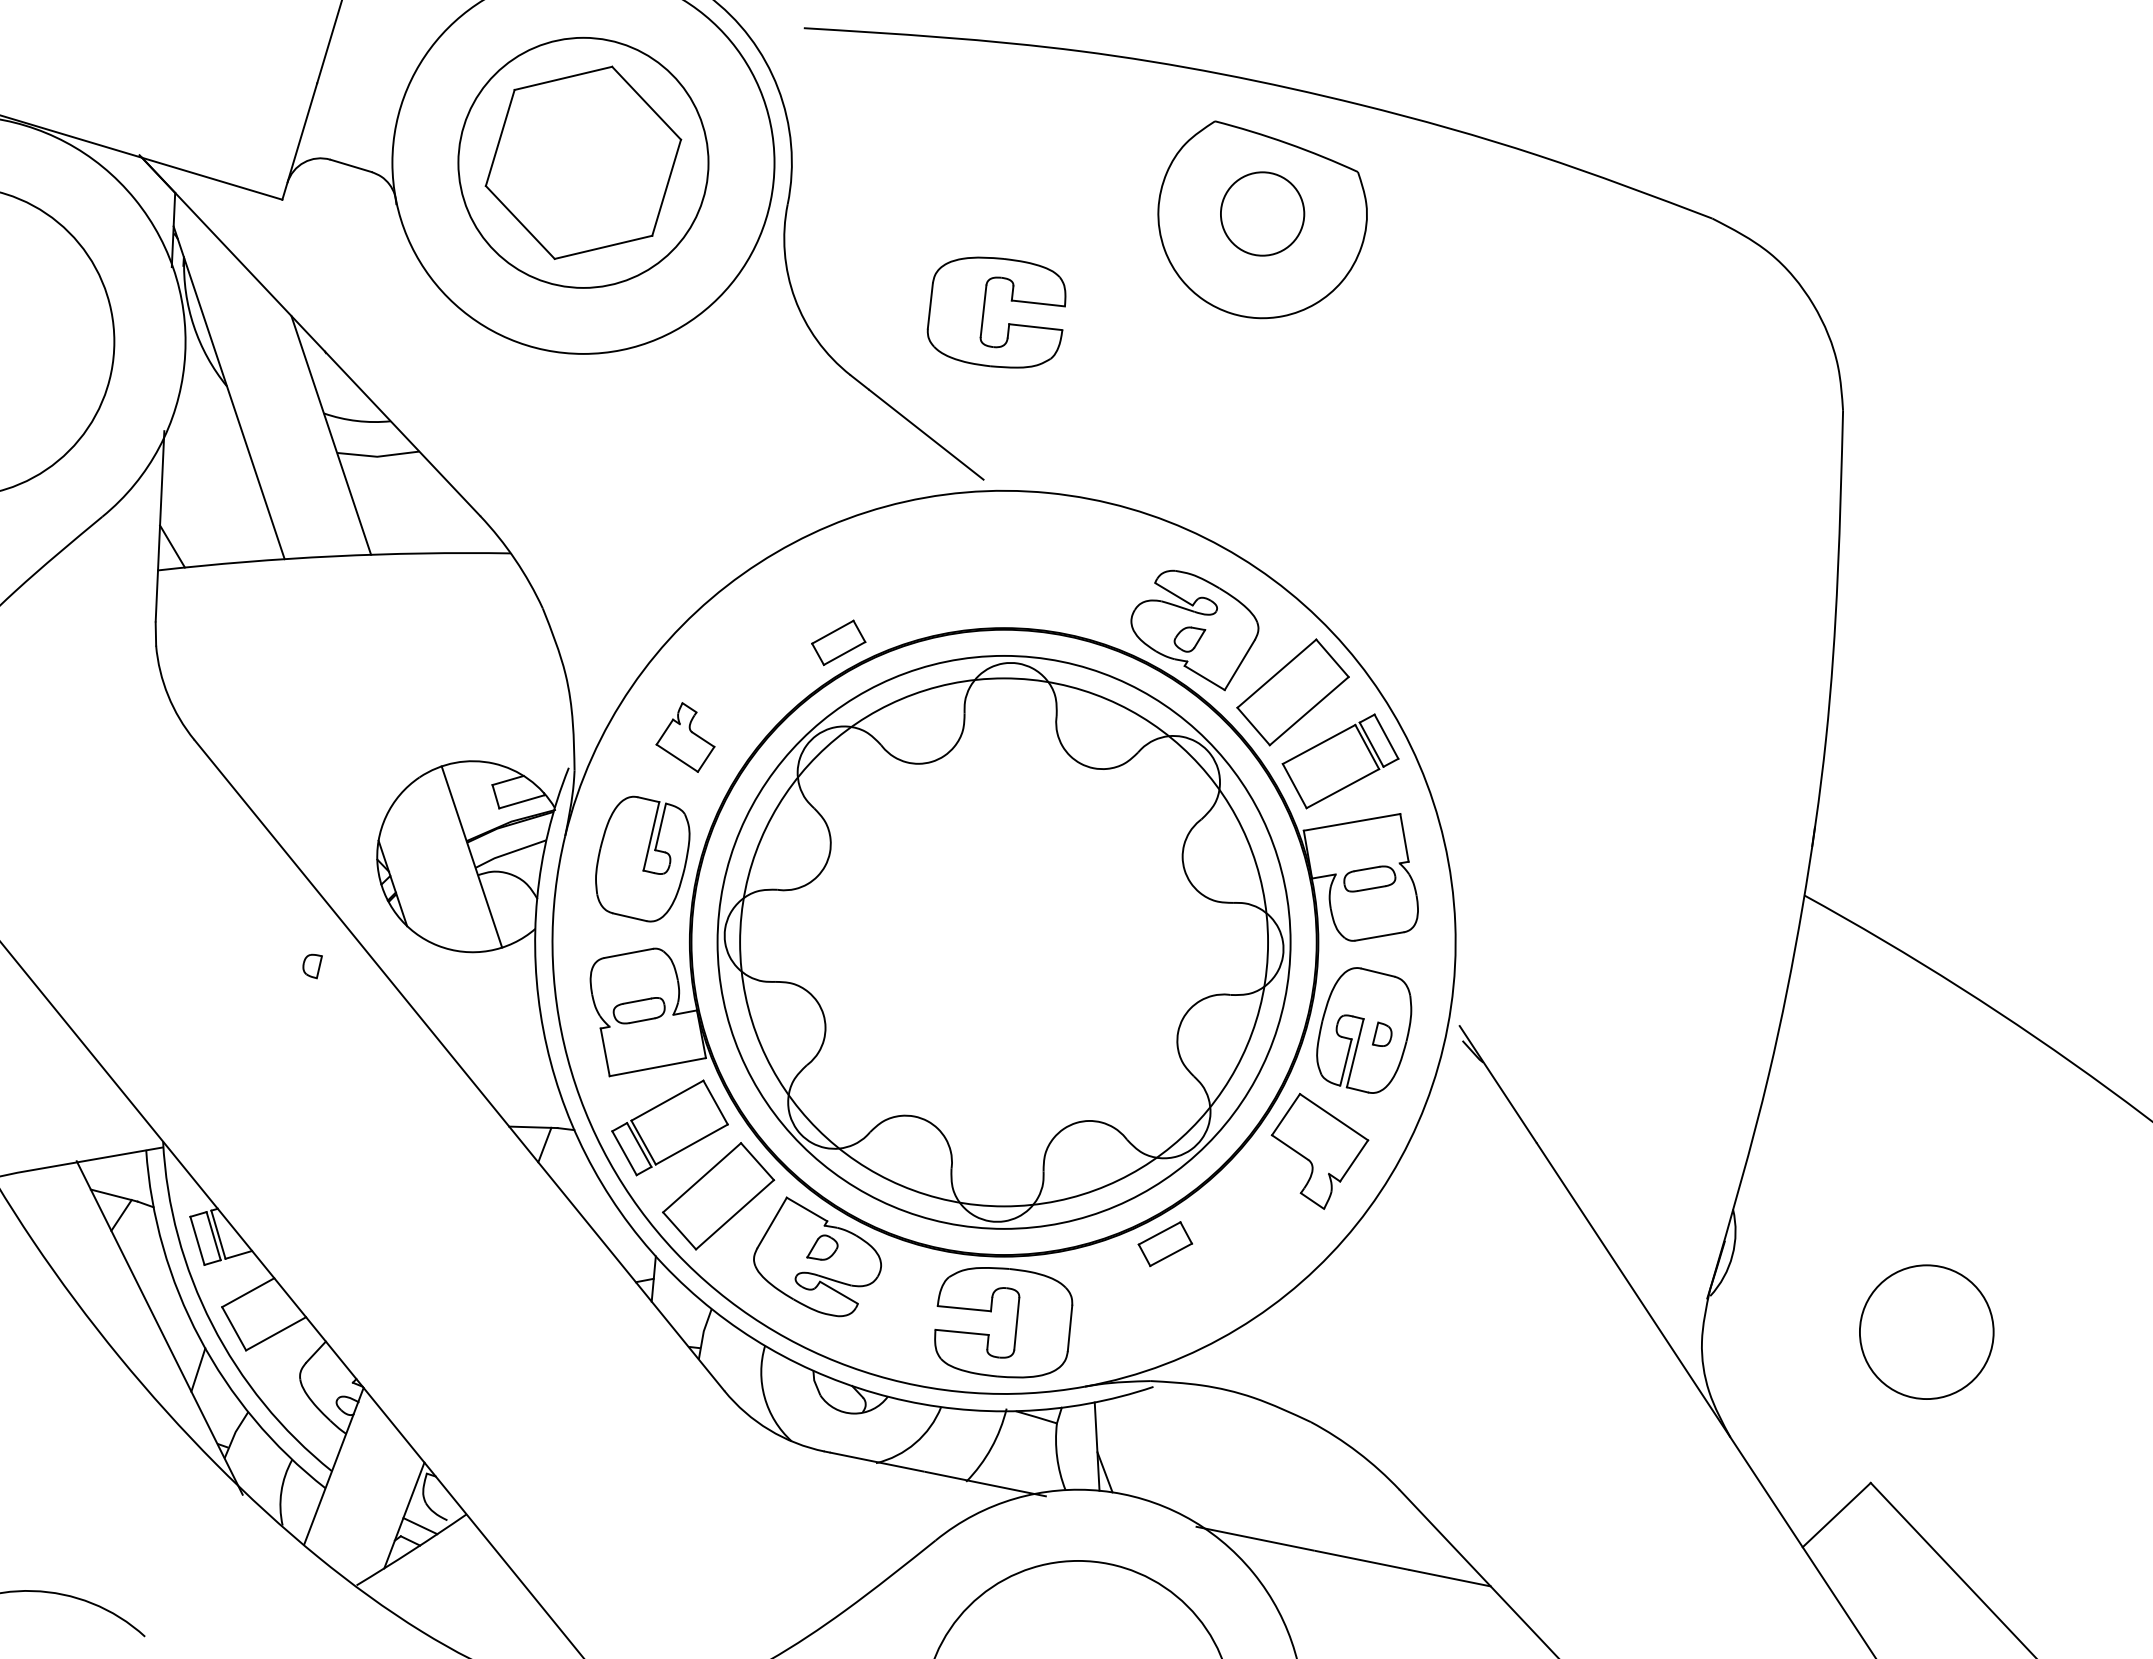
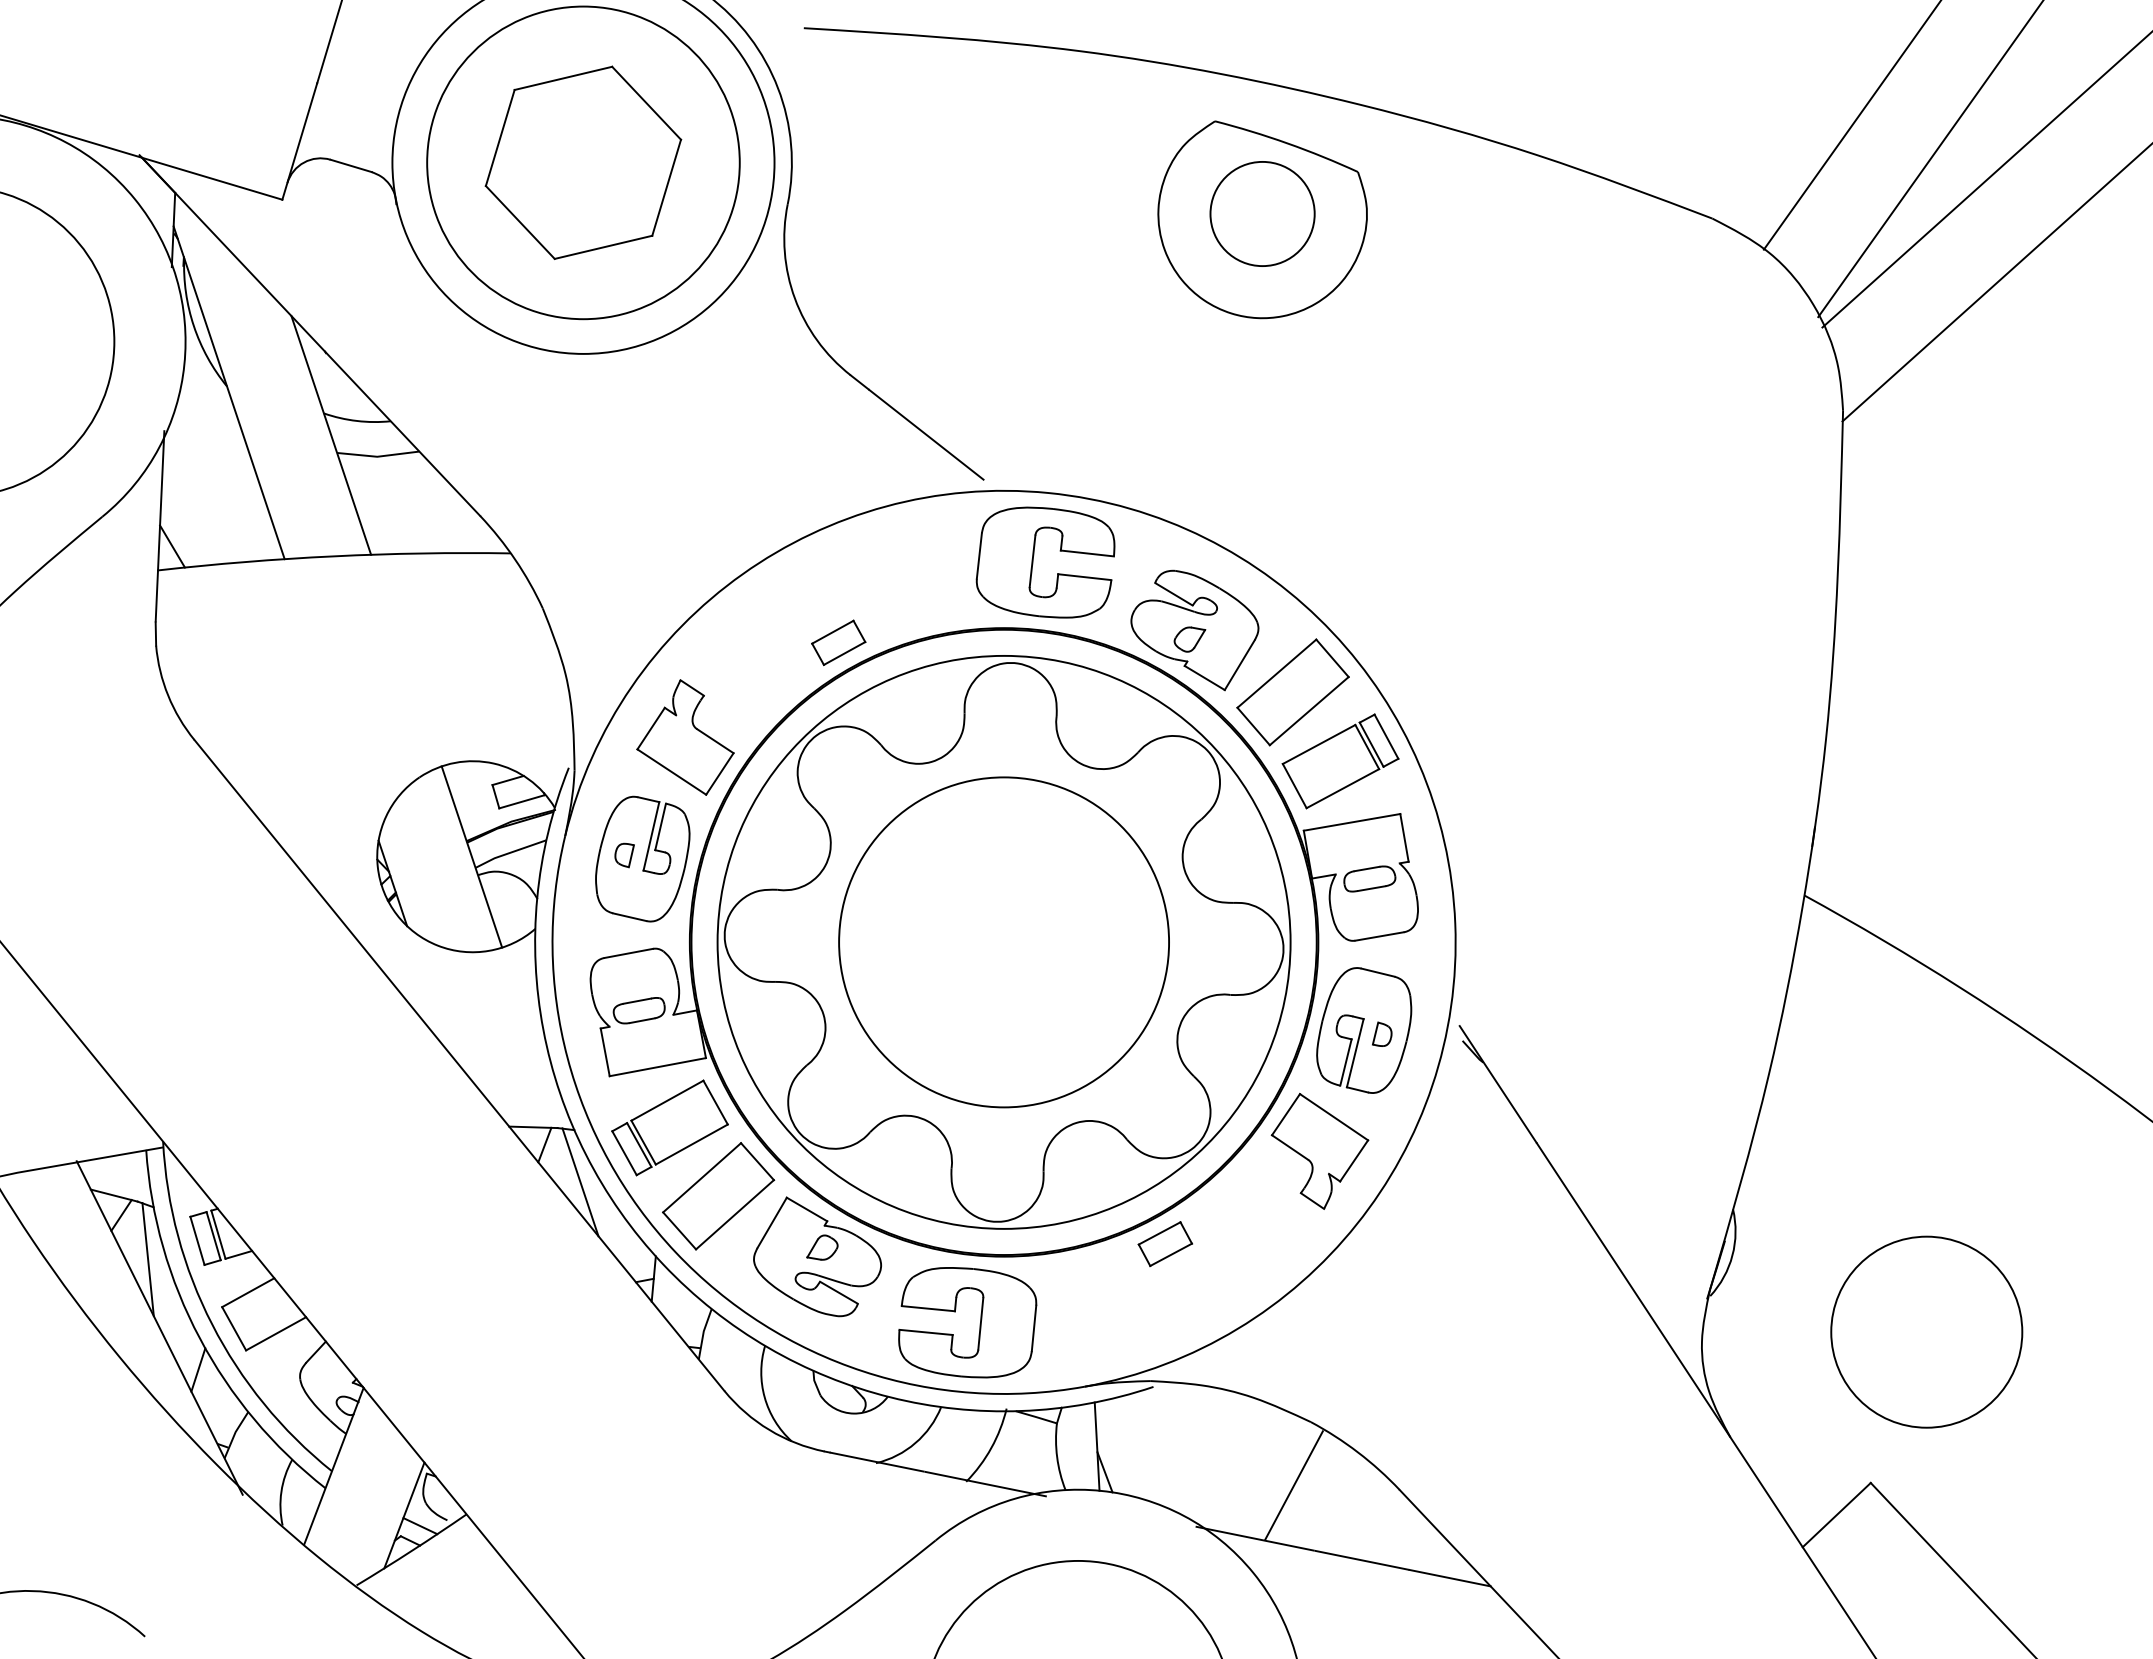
line: none -> present (1851, 125)
line: none -> present (1929, 159)
circle diameter: 250 px -> 313 px (583, 162)
line: none -> present (1985, 180)
circle diameter: 83 px -> 104 px (1262, 213)
line: none -> present (1995, 283)
part position: (984, 312) -> (1033, 562) (1033, 562)
part size: 61x71 px -> 99x117 px (685, 737)
circle diameter: 528 px -> 330 px (1004, 942)
part position: (312, 966) -> (624, 855) (624, 855)
line: none -> present (580, 1182)
line: none -> present (147, 1259)
part position: (1015, 1323) -> (979, 1323) (979, 1323)
circle diameter: 134 px -> 191 px (1926, 1331)
line: none -> present (1293, 1485)
